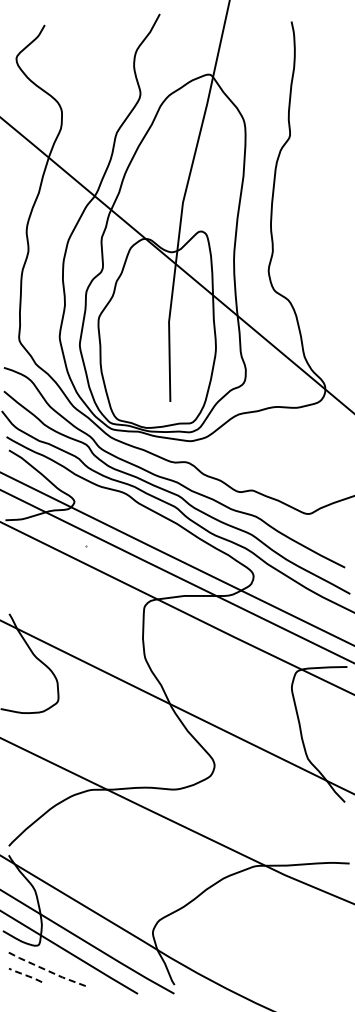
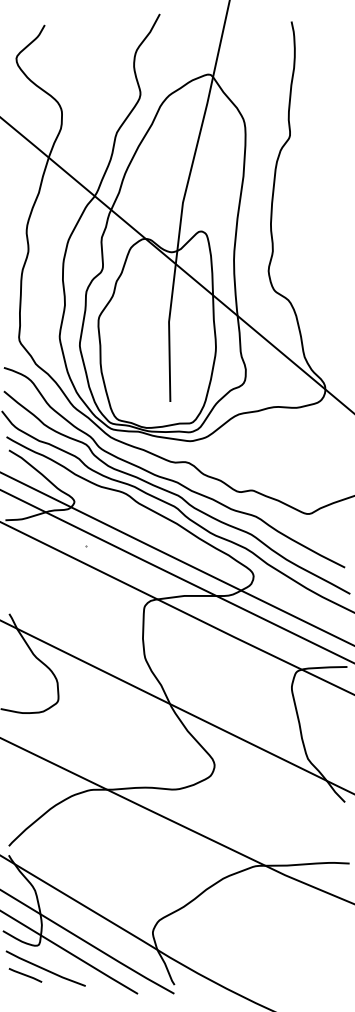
line: dashed -> solid (44, 969)
line: dashed -> solid (25, 975)
